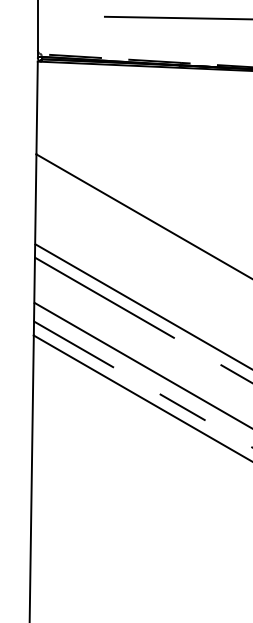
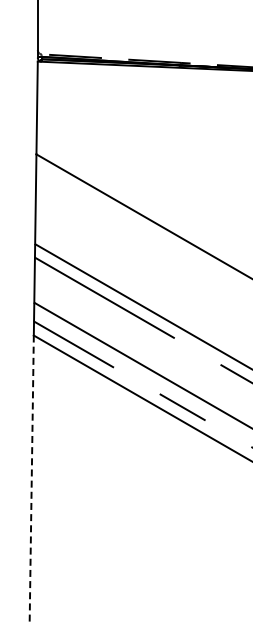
line: present -> none (176, 17)
line: solid -> dashed (31, 479)
